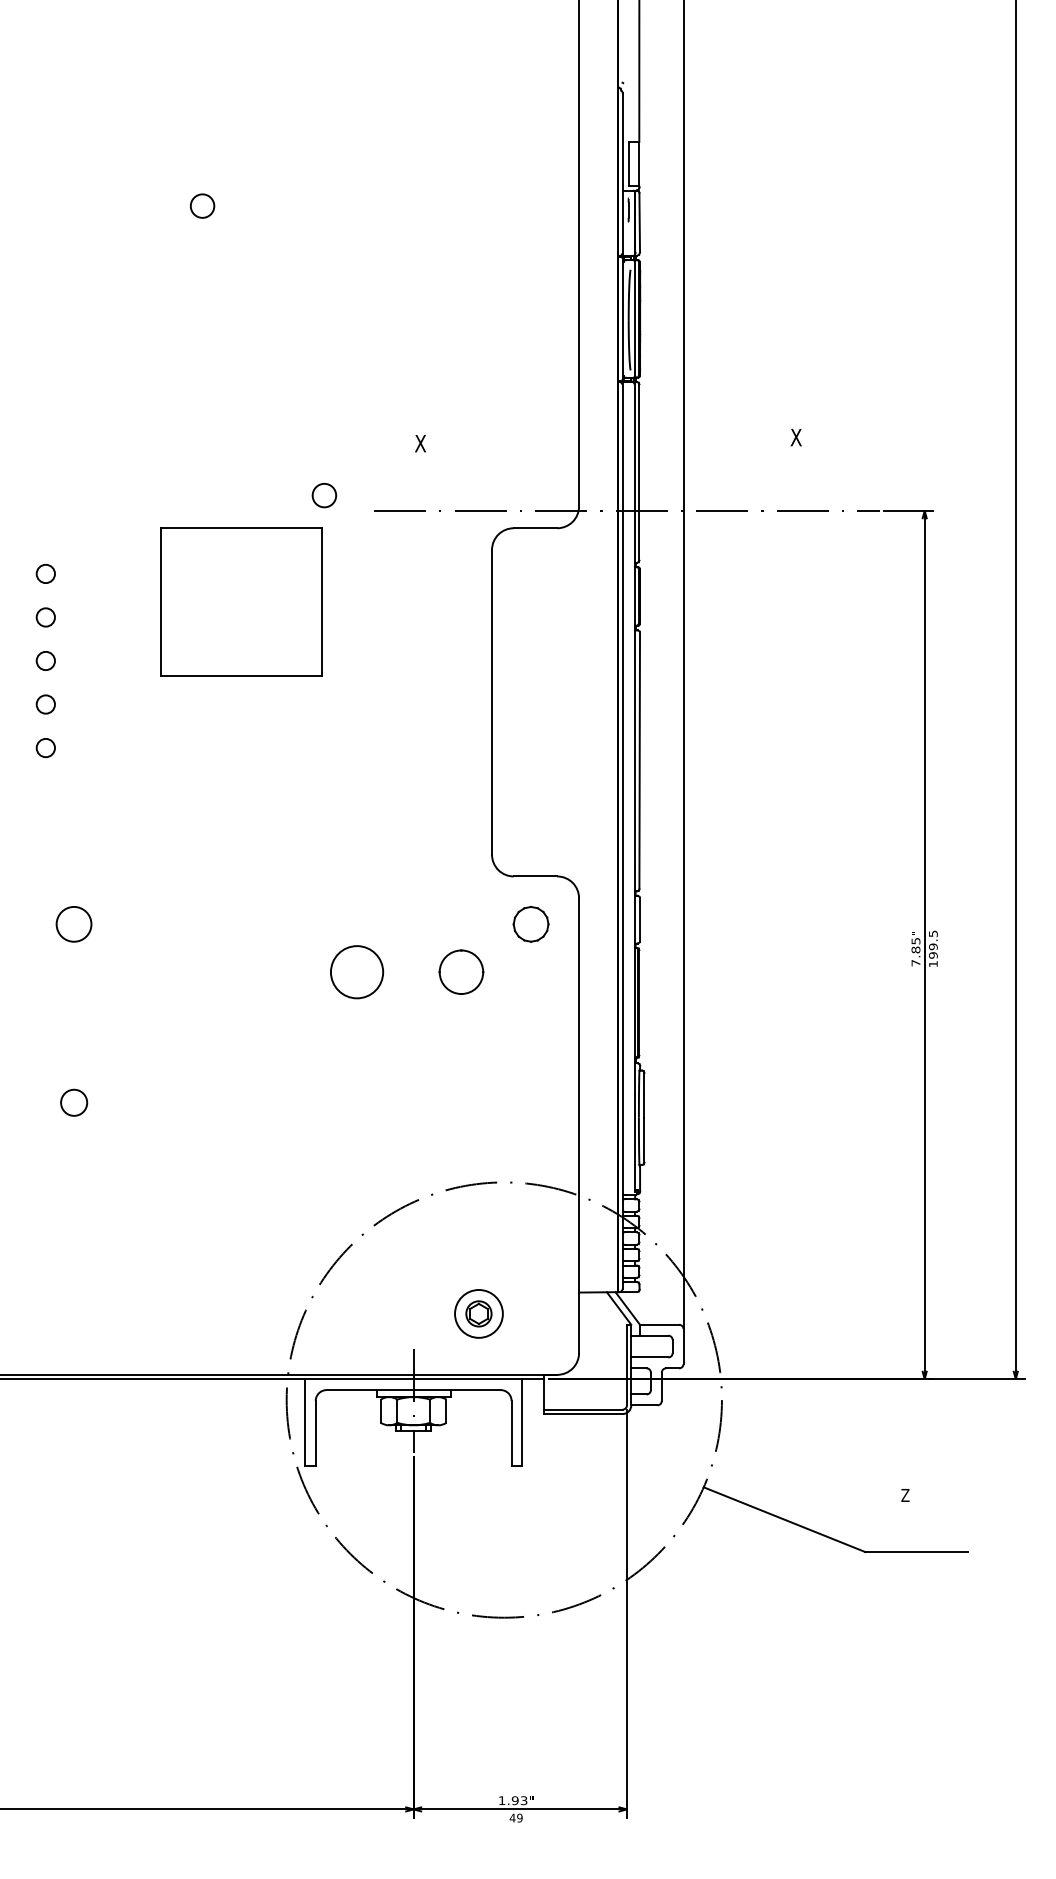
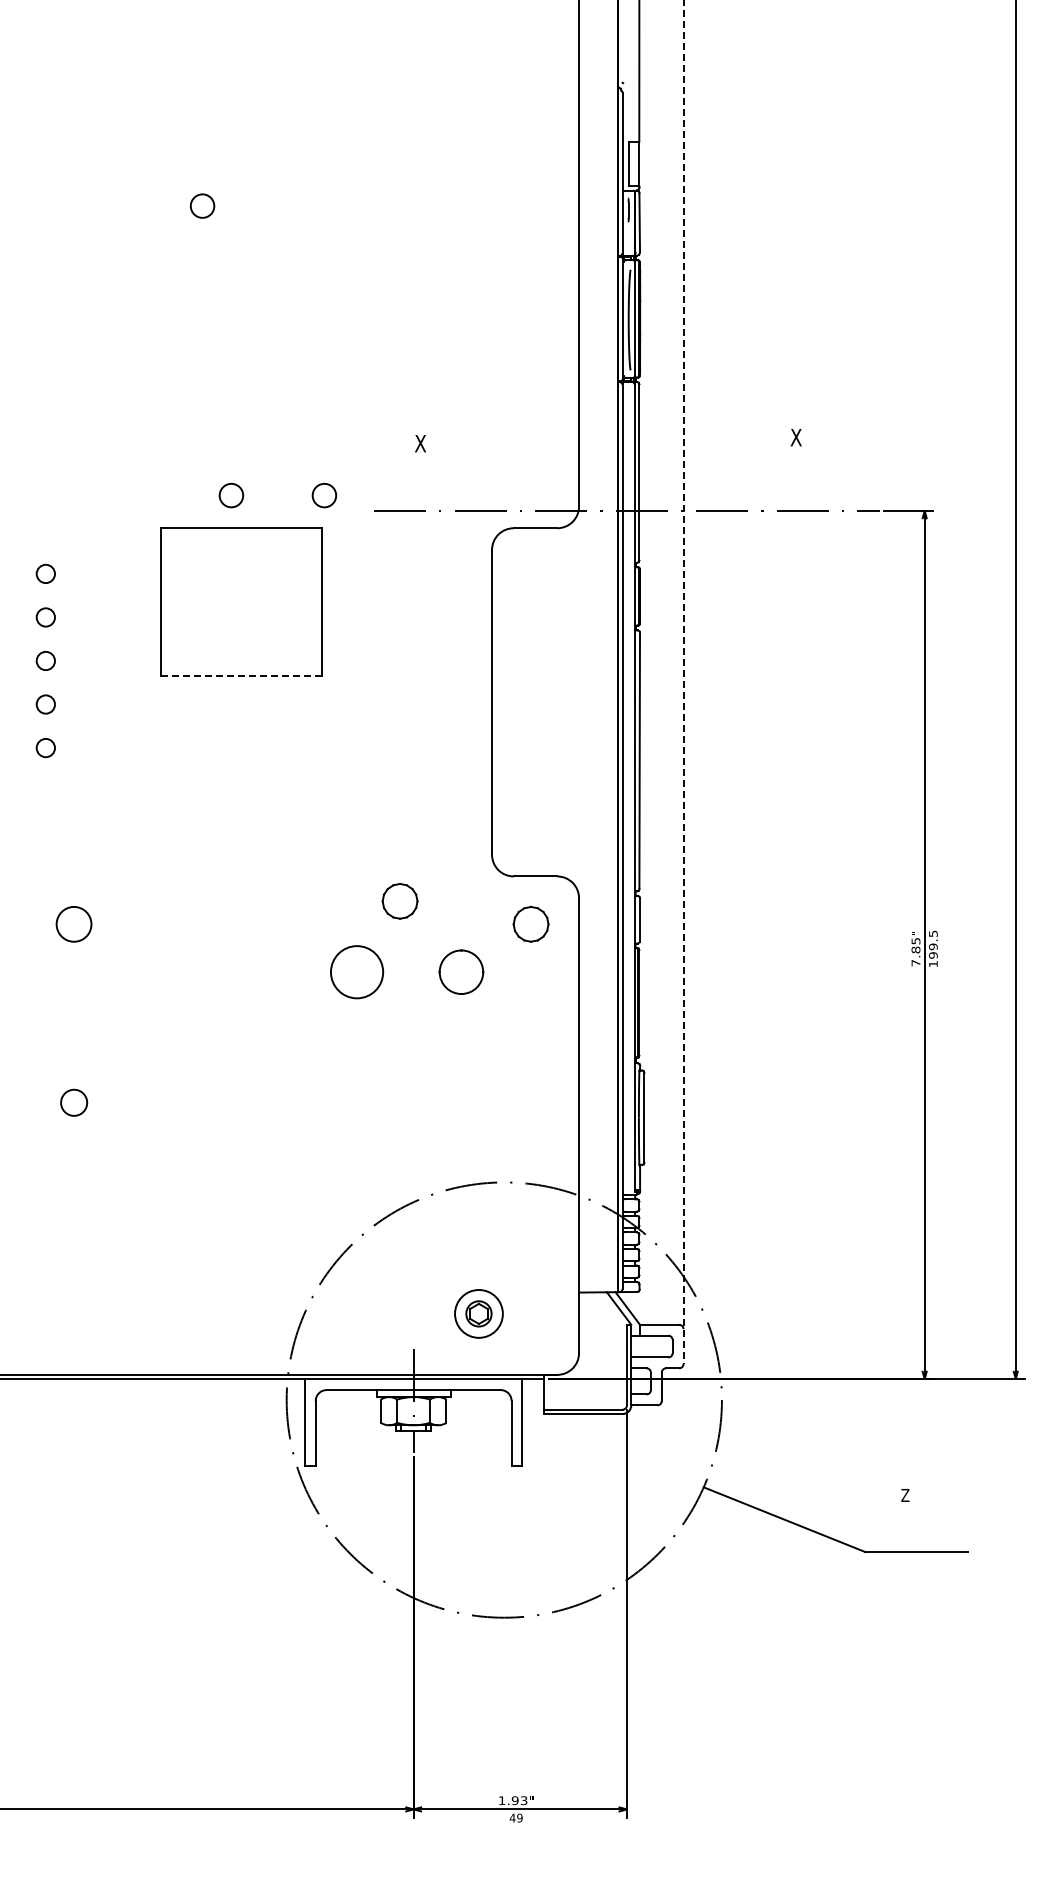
circle: none -> present (231, 495)
line: solid -> dashed (241, 676)
line: solid -> dashed (683, 682)
part: none -> present (399, 901)
